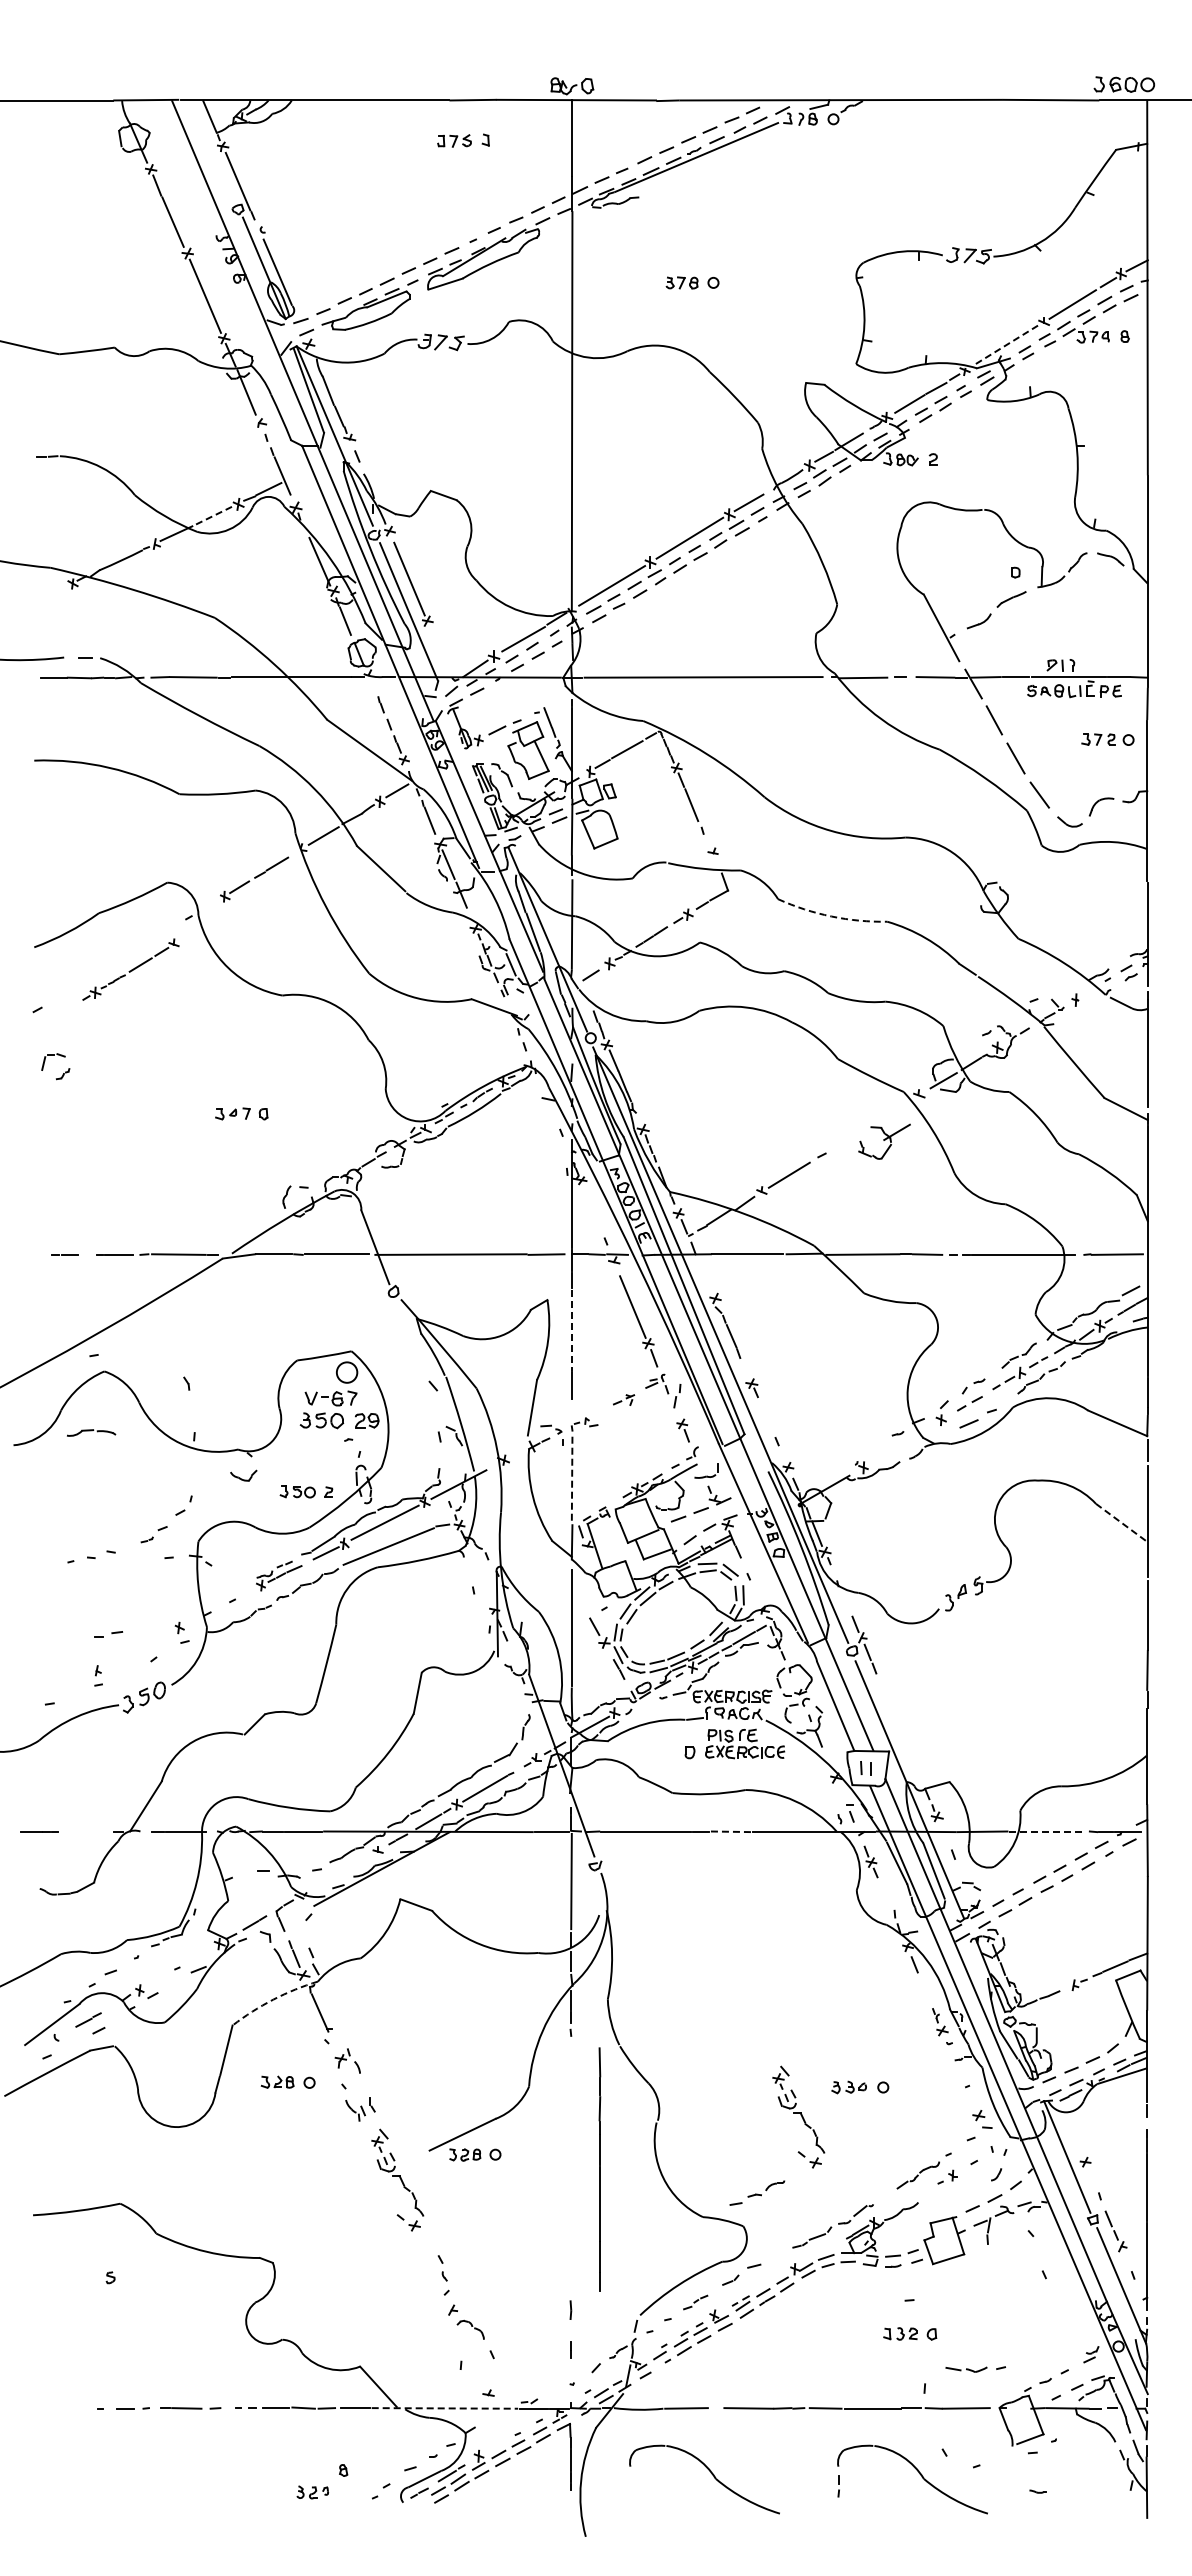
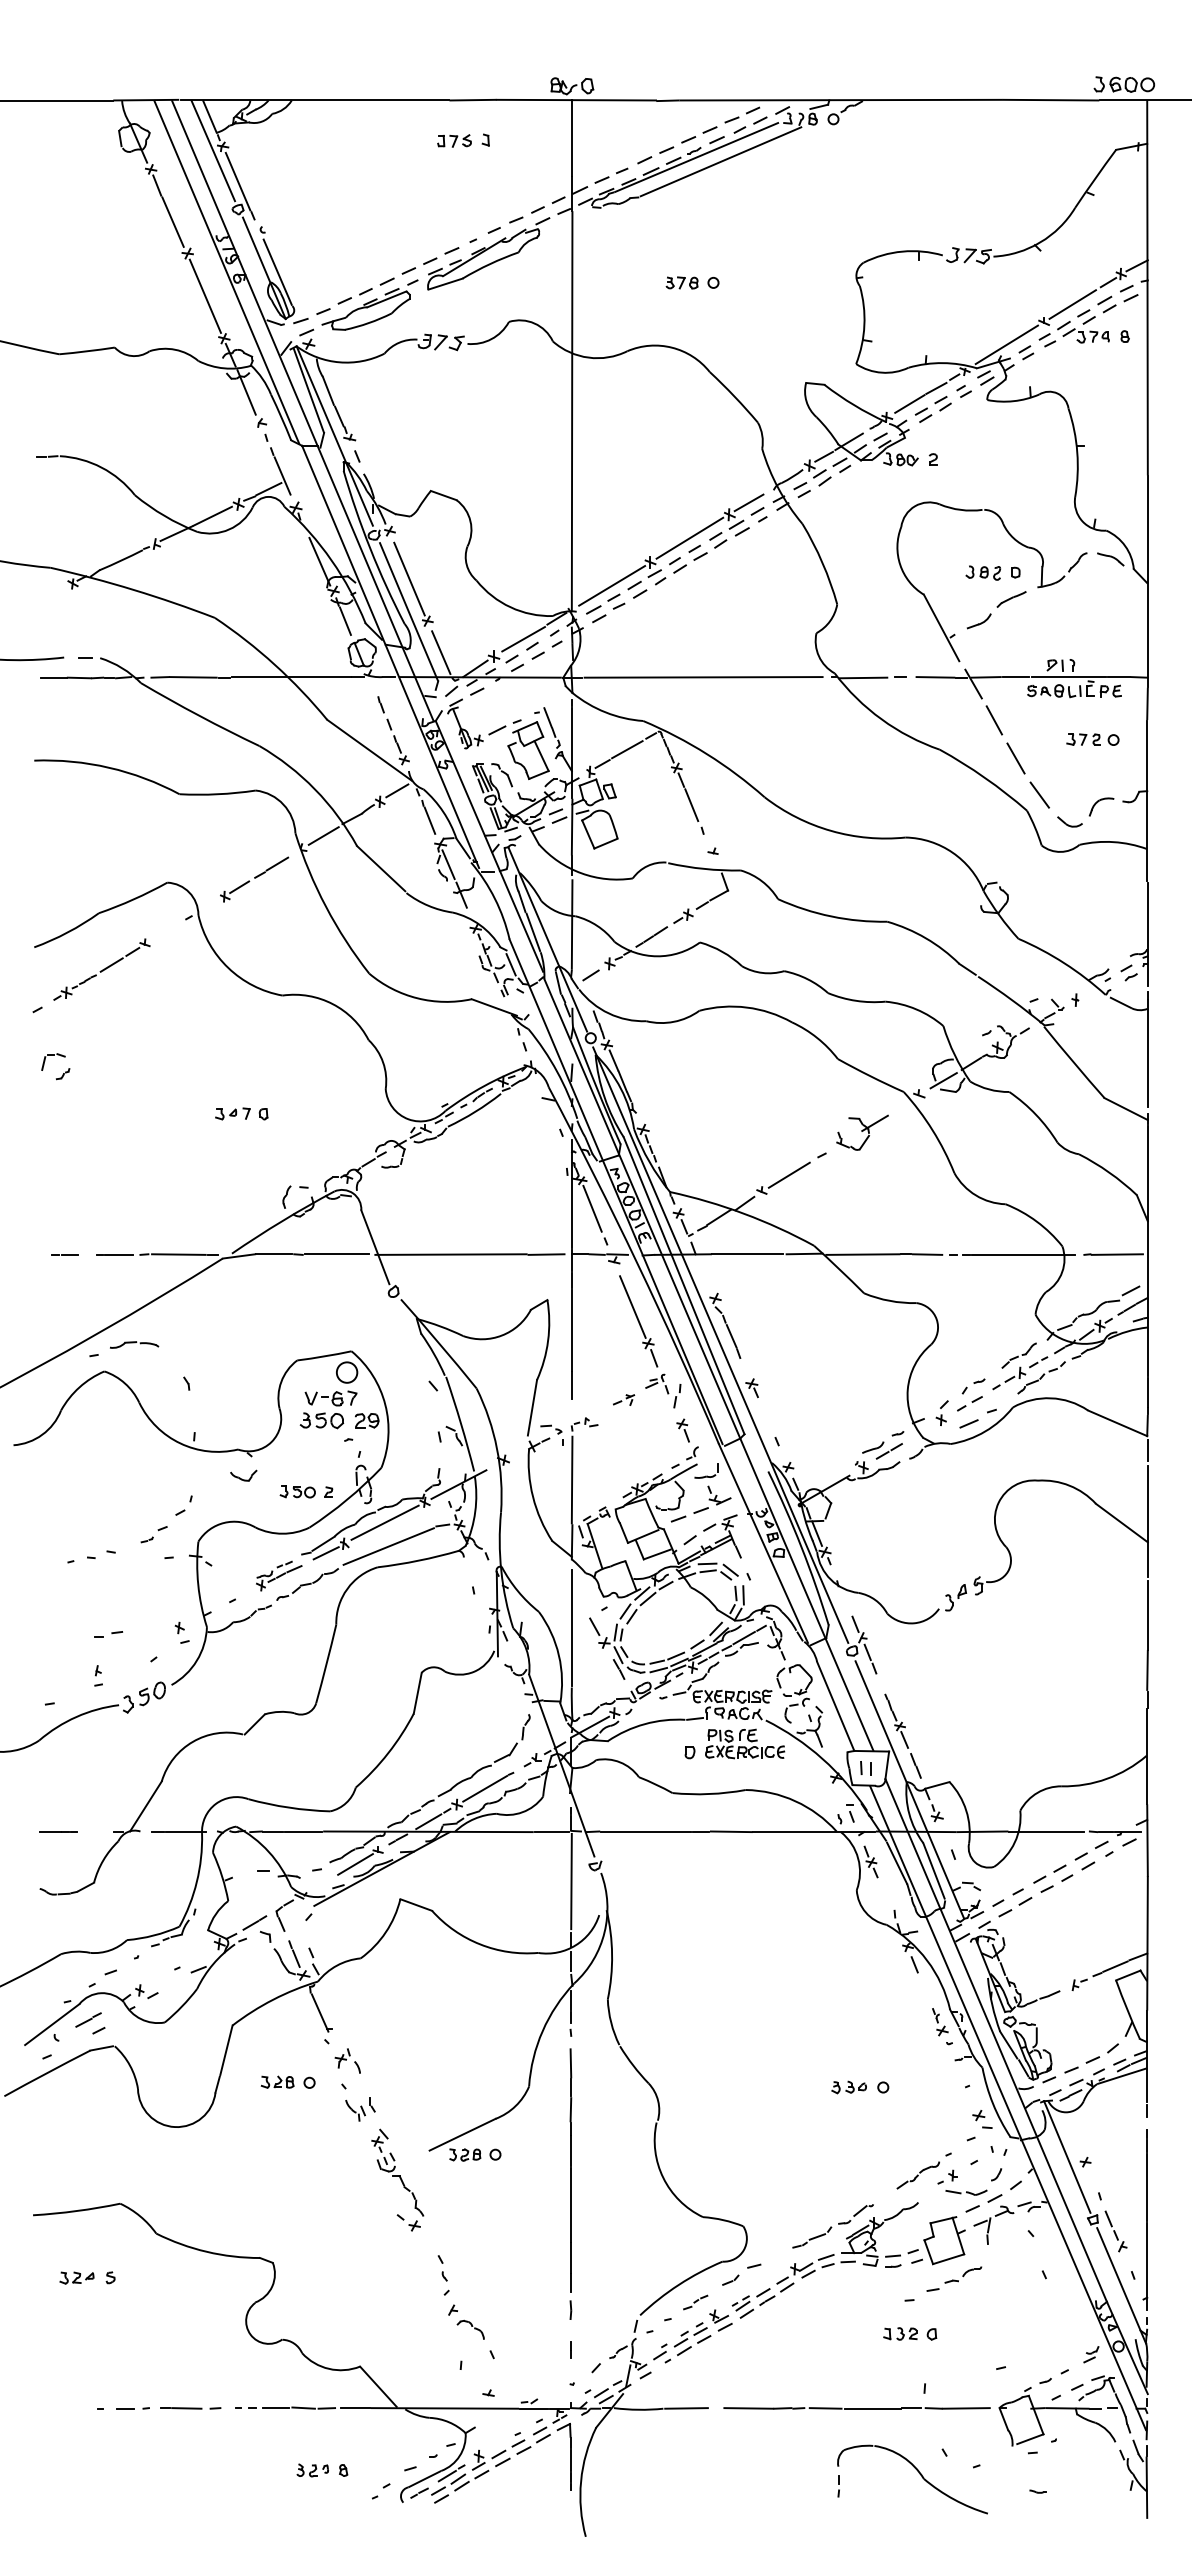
line: none -> present (213, 151)
line: none -> present (720, 161)
line: none -> present (226, 272)
line: dashed -> solid (1006, 344)
line: dashed -> solid (212, 516)
part: none -> present (982, 572)
line: none -> present (441, 652)
part position: (1107, 739) -> (1092, 739) (1092, 739)
arc: dashed -> solid (831, 916)
part position: (130, 969) -> (101, 969) (101, 969)
part position: (884, 1141) -> (862, 1132) (862, 1132)
line: none -> present (592, 1208)
line: dashed -> solid (571, 1330)
part position: (91, 1432) -> (134, 1344) (134, 1344)
part: none -> present (882, 1450)
line: dashed -> solid (572, 1480)
line: dashed -> solid (1122, 1523)
part: none -> present (902, 1735)
line position: (39, 1831) -> (58, 1831) (58, 1831)
line: dashed -> solid (731, 1831)
line: dashed -> solid (1046, 1831)
line: none -> present (355, 1864)
arc: dashed -> solid (273, 1999)
part: present -> none (798, 2116)
part position: (599, 2169) -> (570, 2170) (570, 2170)
part position: (757, 2192) -> (954, 2278) (954, 2278)
part: none -> present (76, 2277)
part position: (966, 2369) -> (966, 2192) (966, 2192)
line: dashed -> solid (445, 2408)
part: present -> none (711, 2474)
part position: (312, 2492) -> (312, 2470) (312, 2470)
